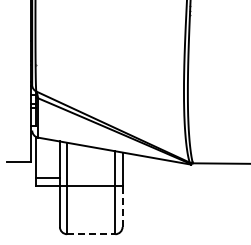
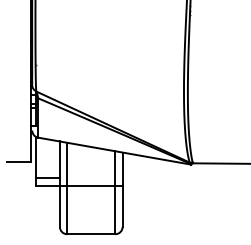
line: dashed -> solid (122, 206)
line: dashed -> solid (91, 234)
